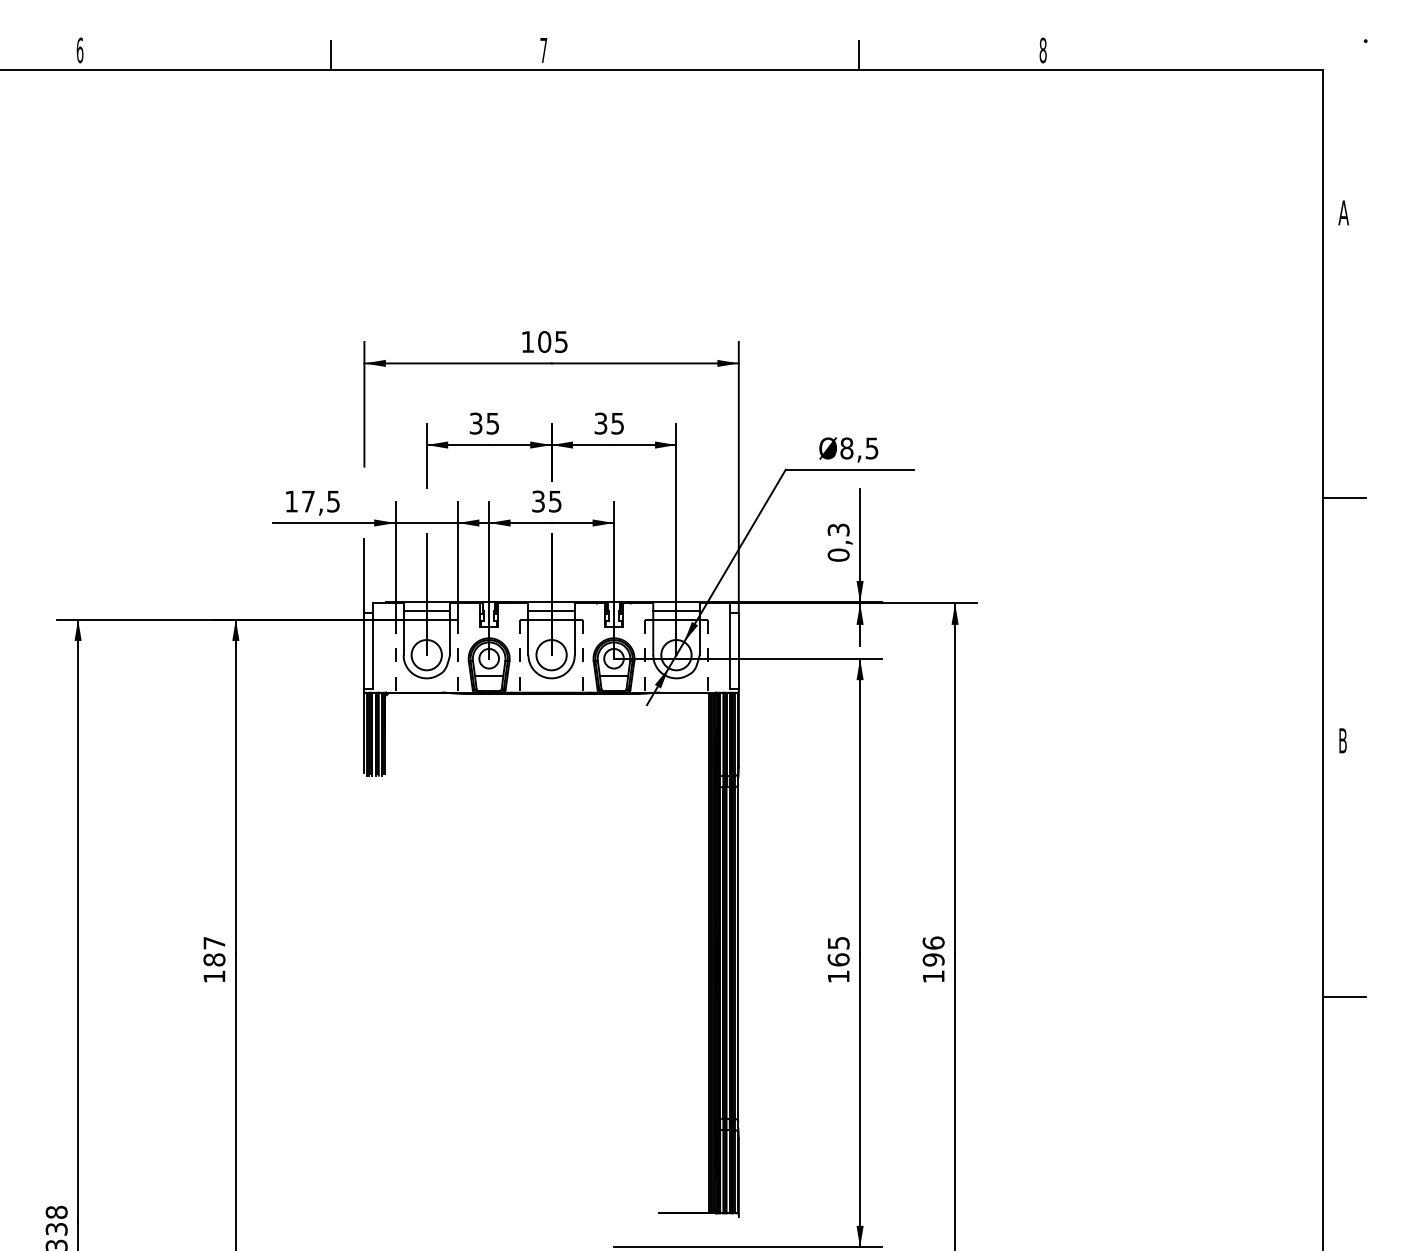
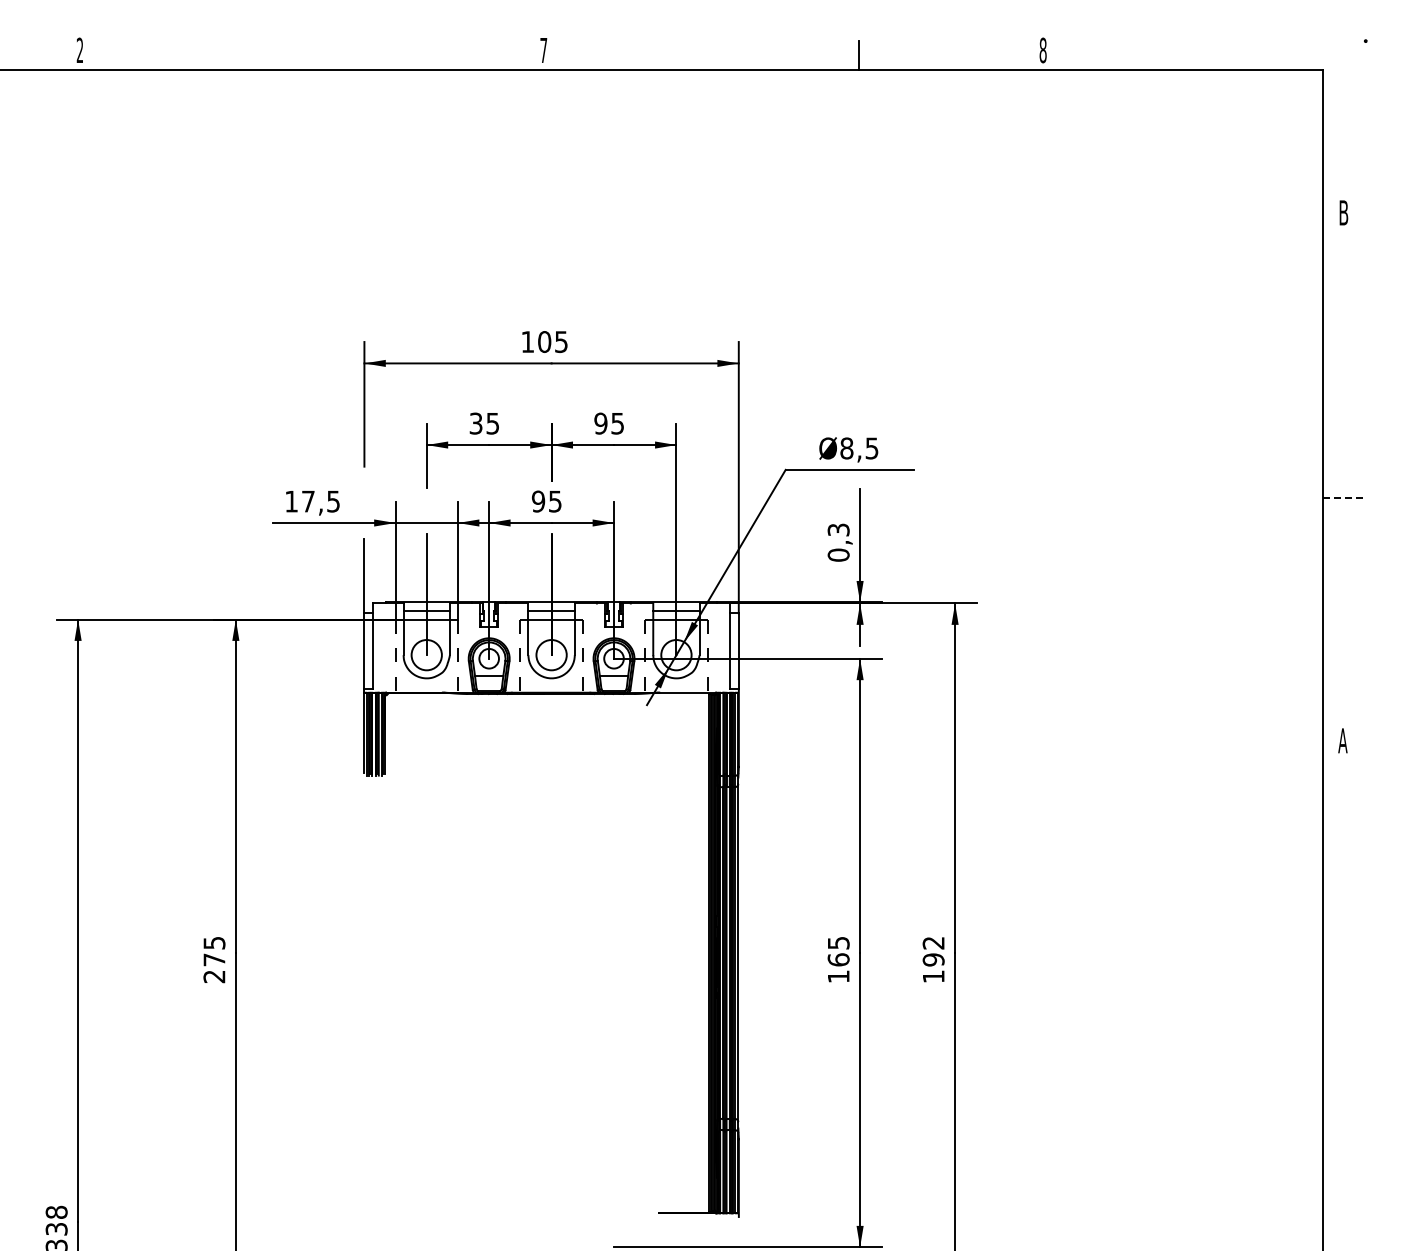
text: 6 -> 2 (79, 50)
line: present -> none (331, 55)
text: A -> B (1343, 212)
text: 35 -> 95 (600, 423)
line: solid -> dashed (1344, 497)
text: 35 -> 95 (538, 501)
text: B -> A (1342, 740)
text: 196 -> 192 (933, 942)
text: 187 -> 275 (214, 960)
line: present -> none (1343, 997)
